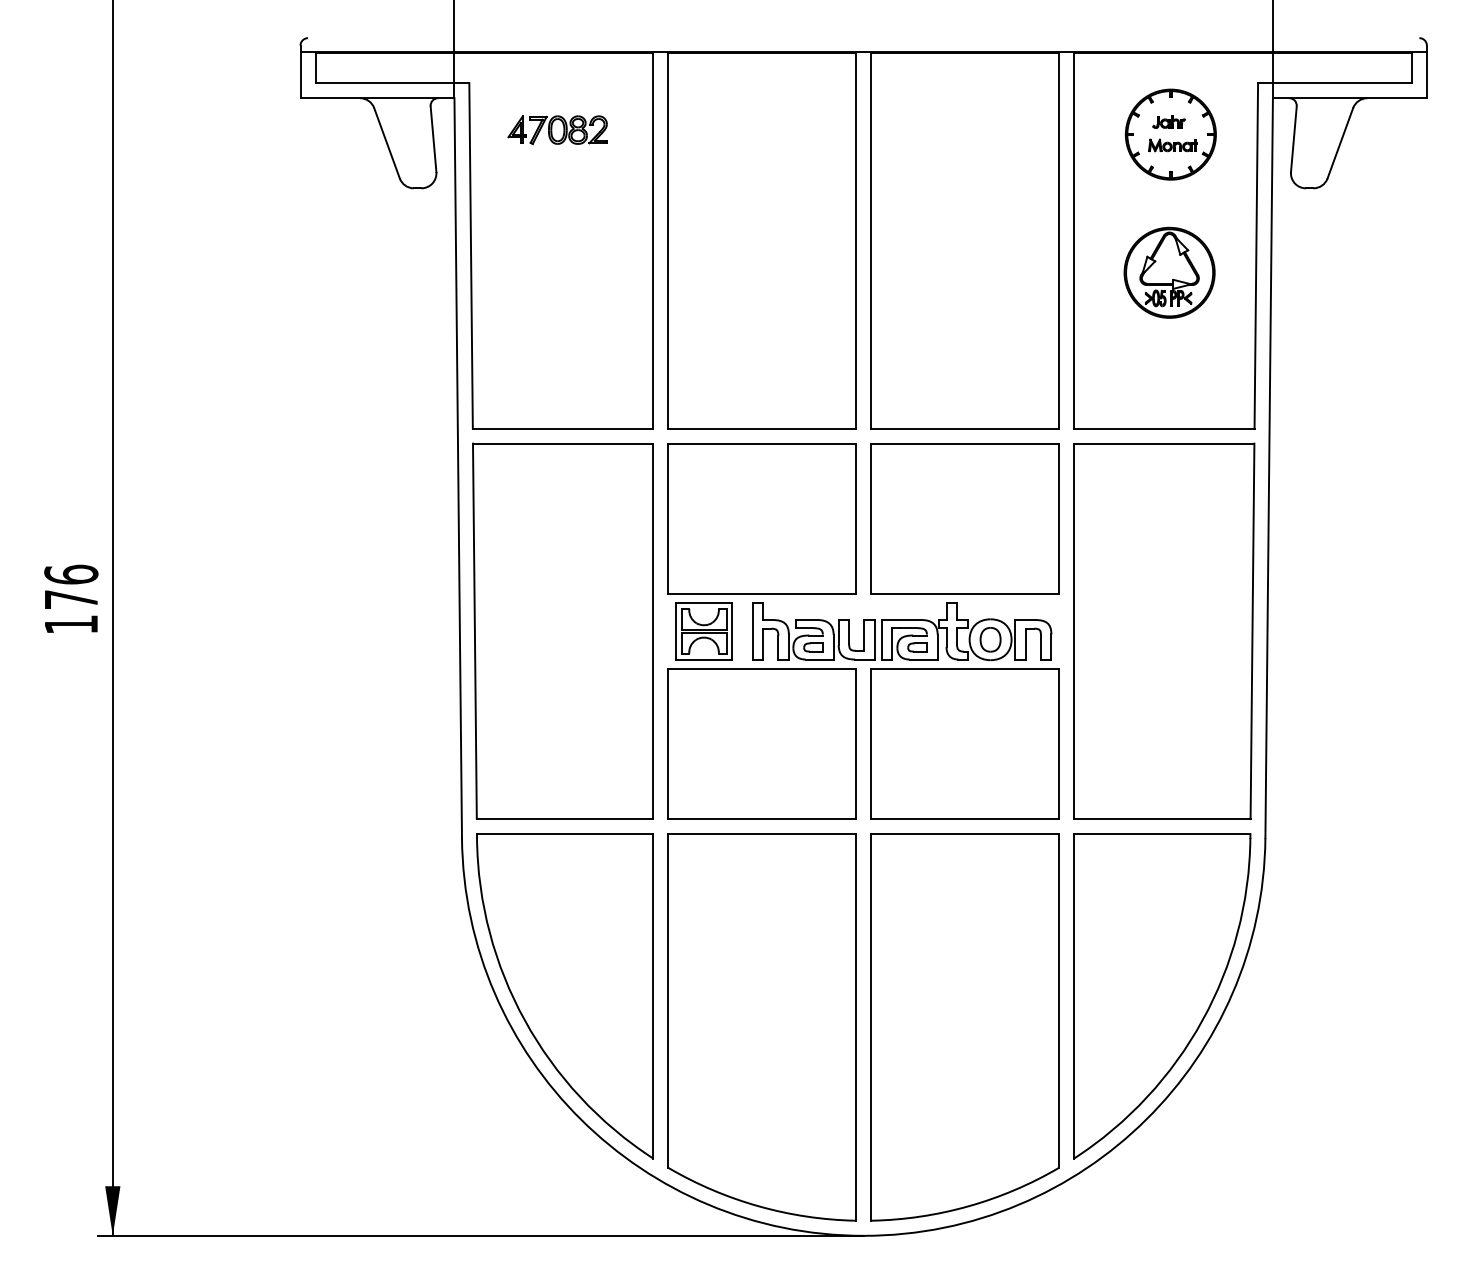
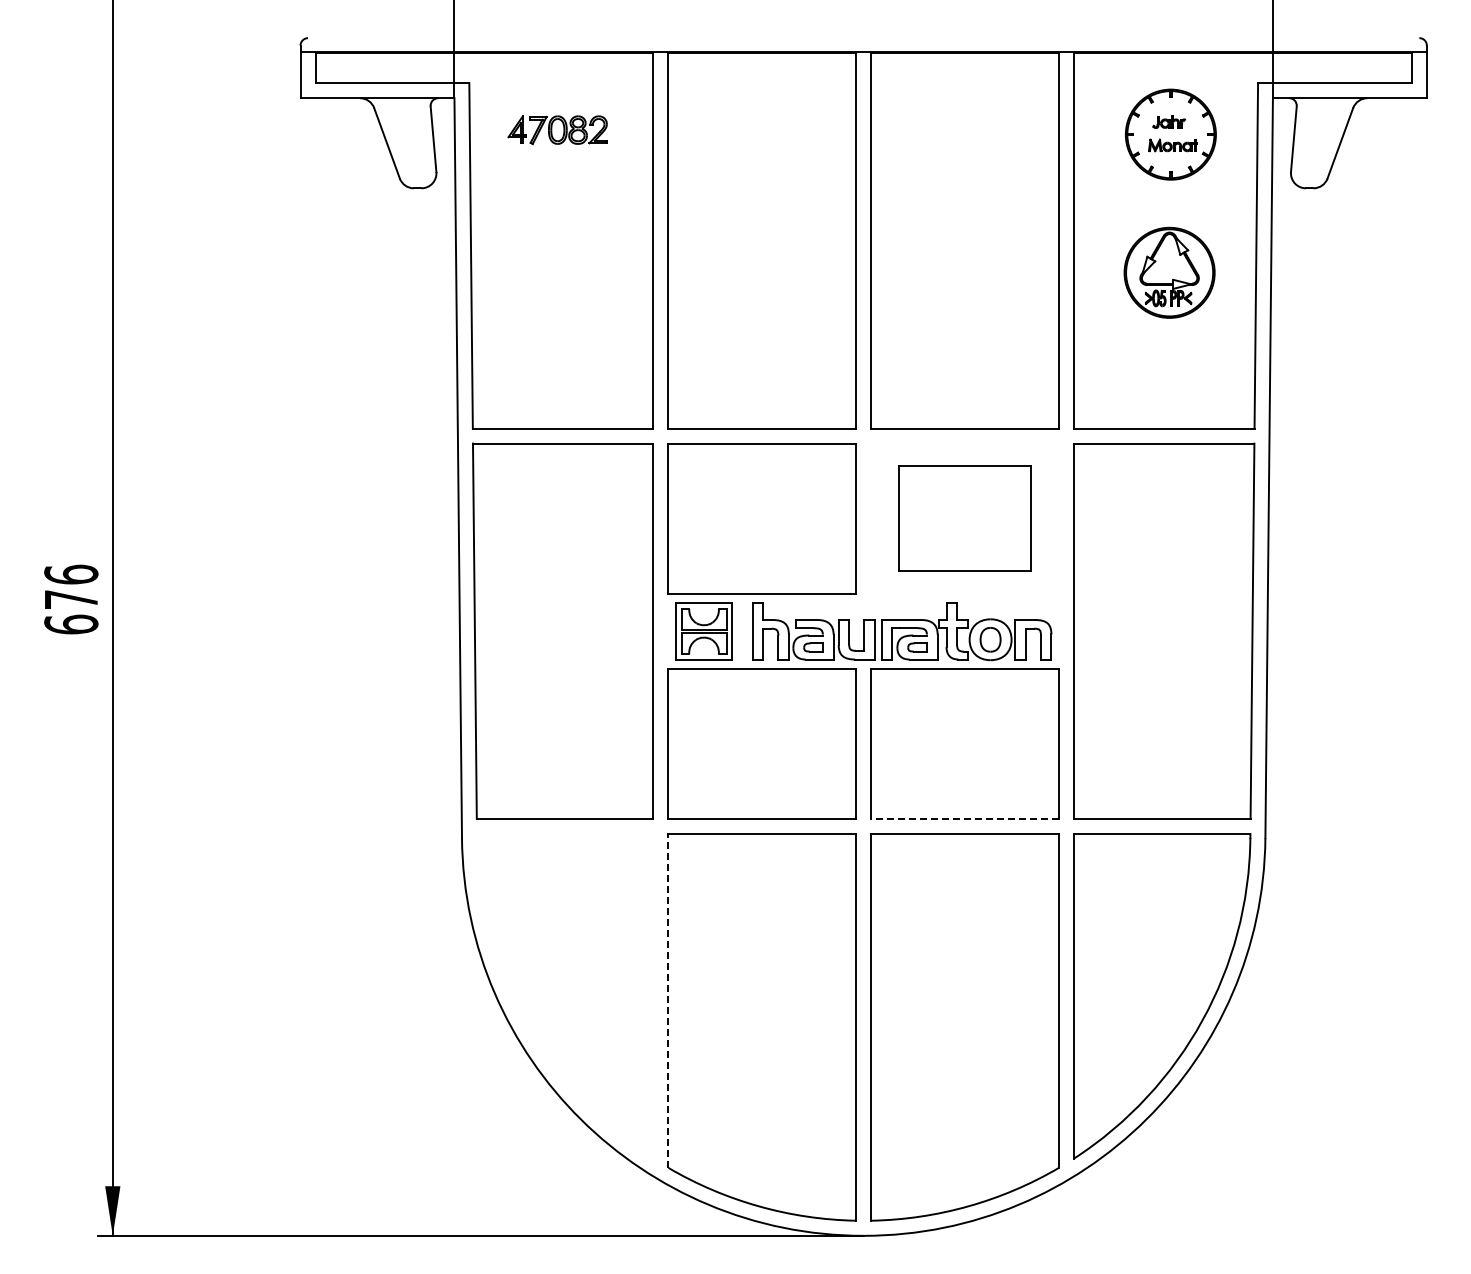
part size: 190x152 px -> 134x107 px (964, 518)
text: 176 -> 676 (71, 624)
line: solid -> dashed (965, 819)
part: present -> none (564, 996)
line: solid -> dashed (668, 1001)
